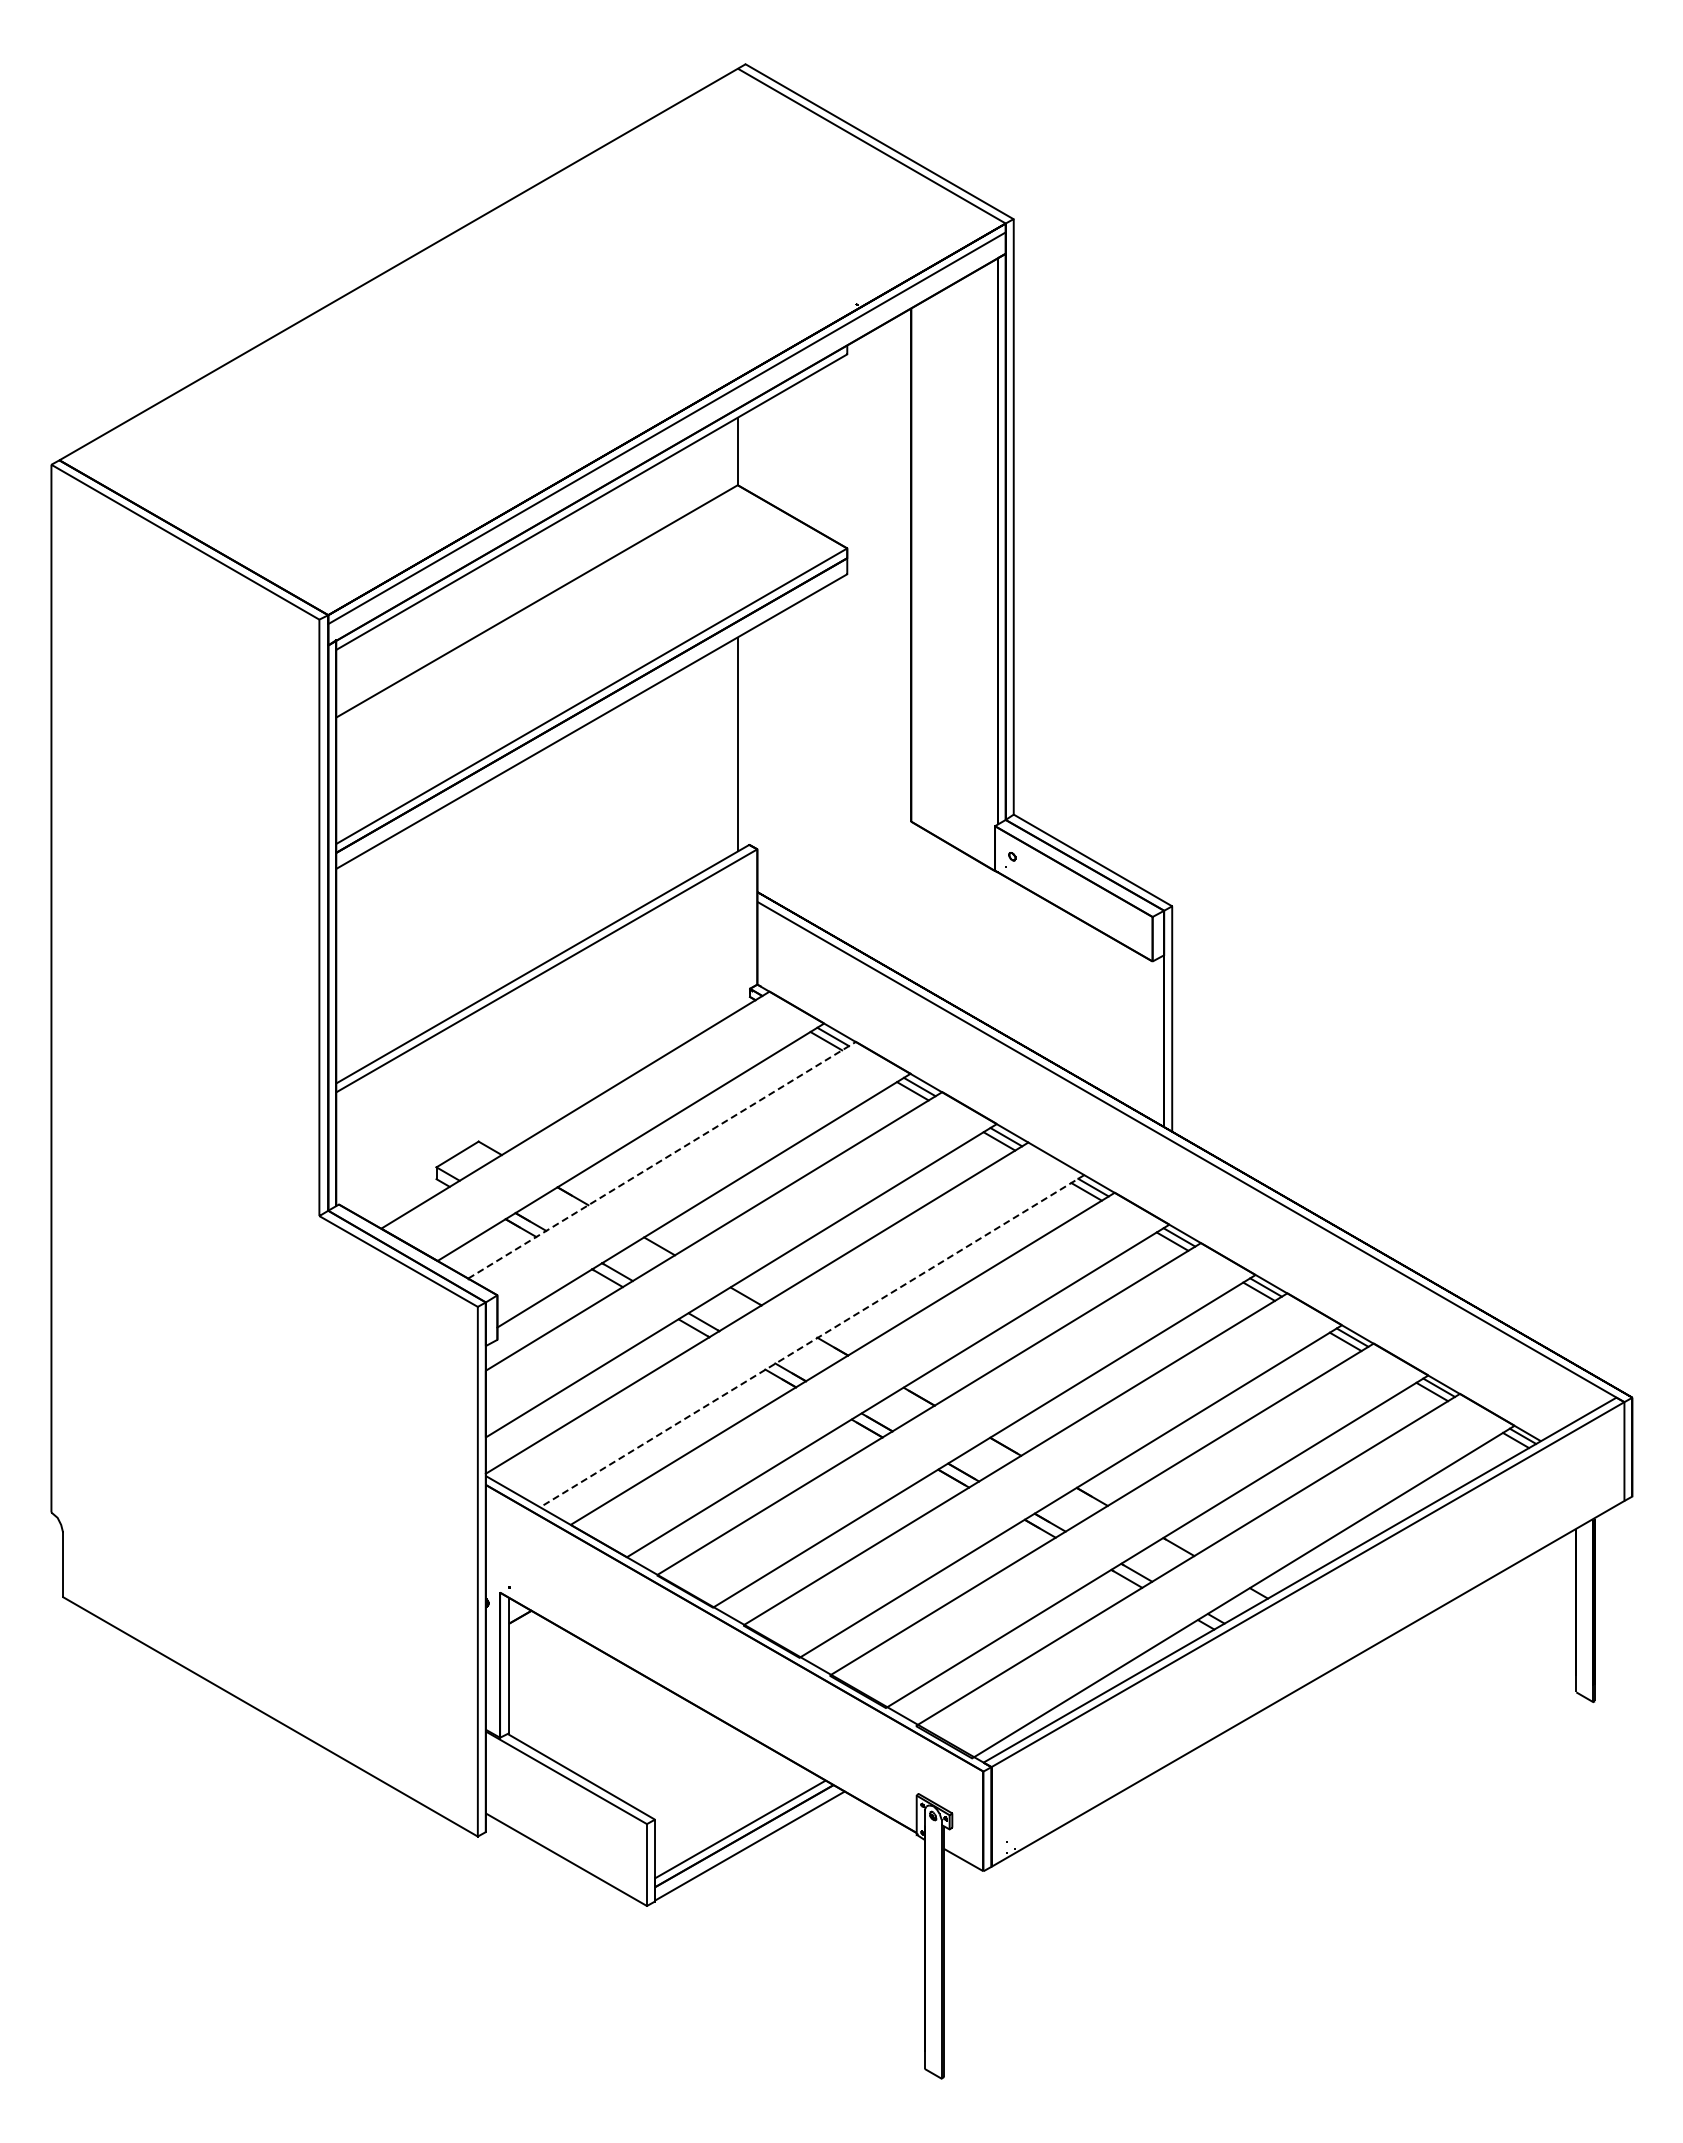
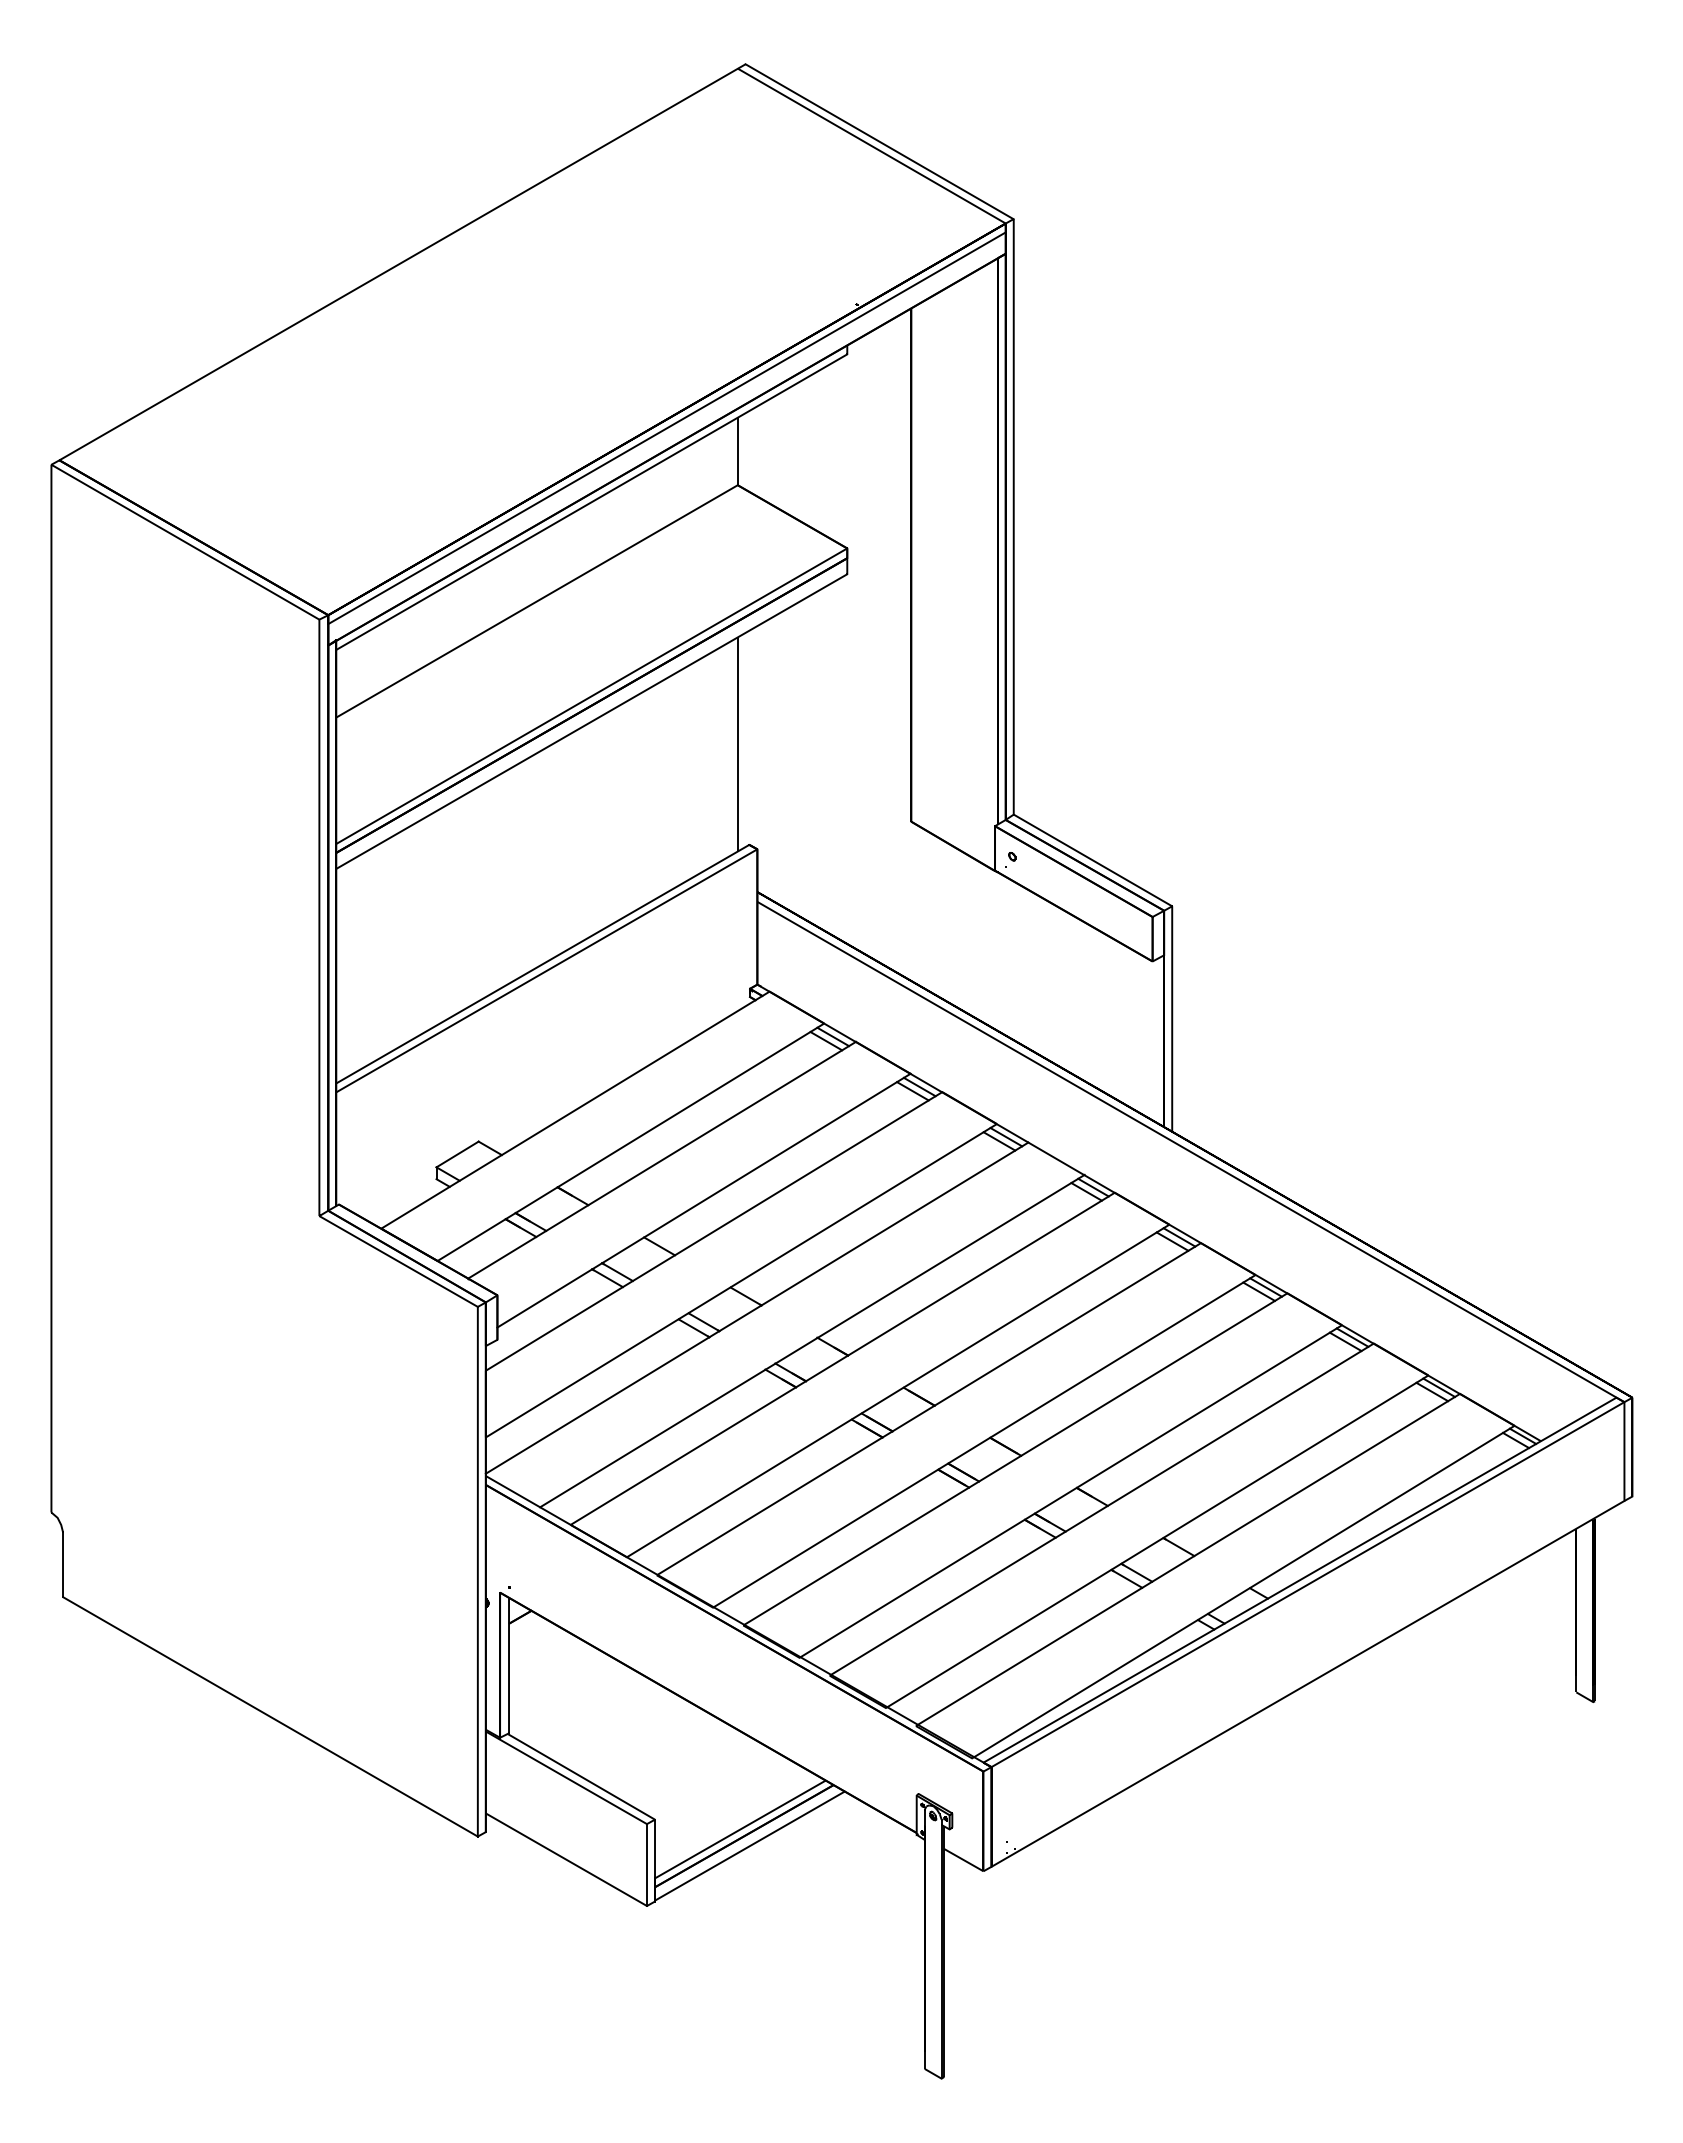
line: dashed -> solid (662, 1159)
line: dashed -> solid (812, 1341)
